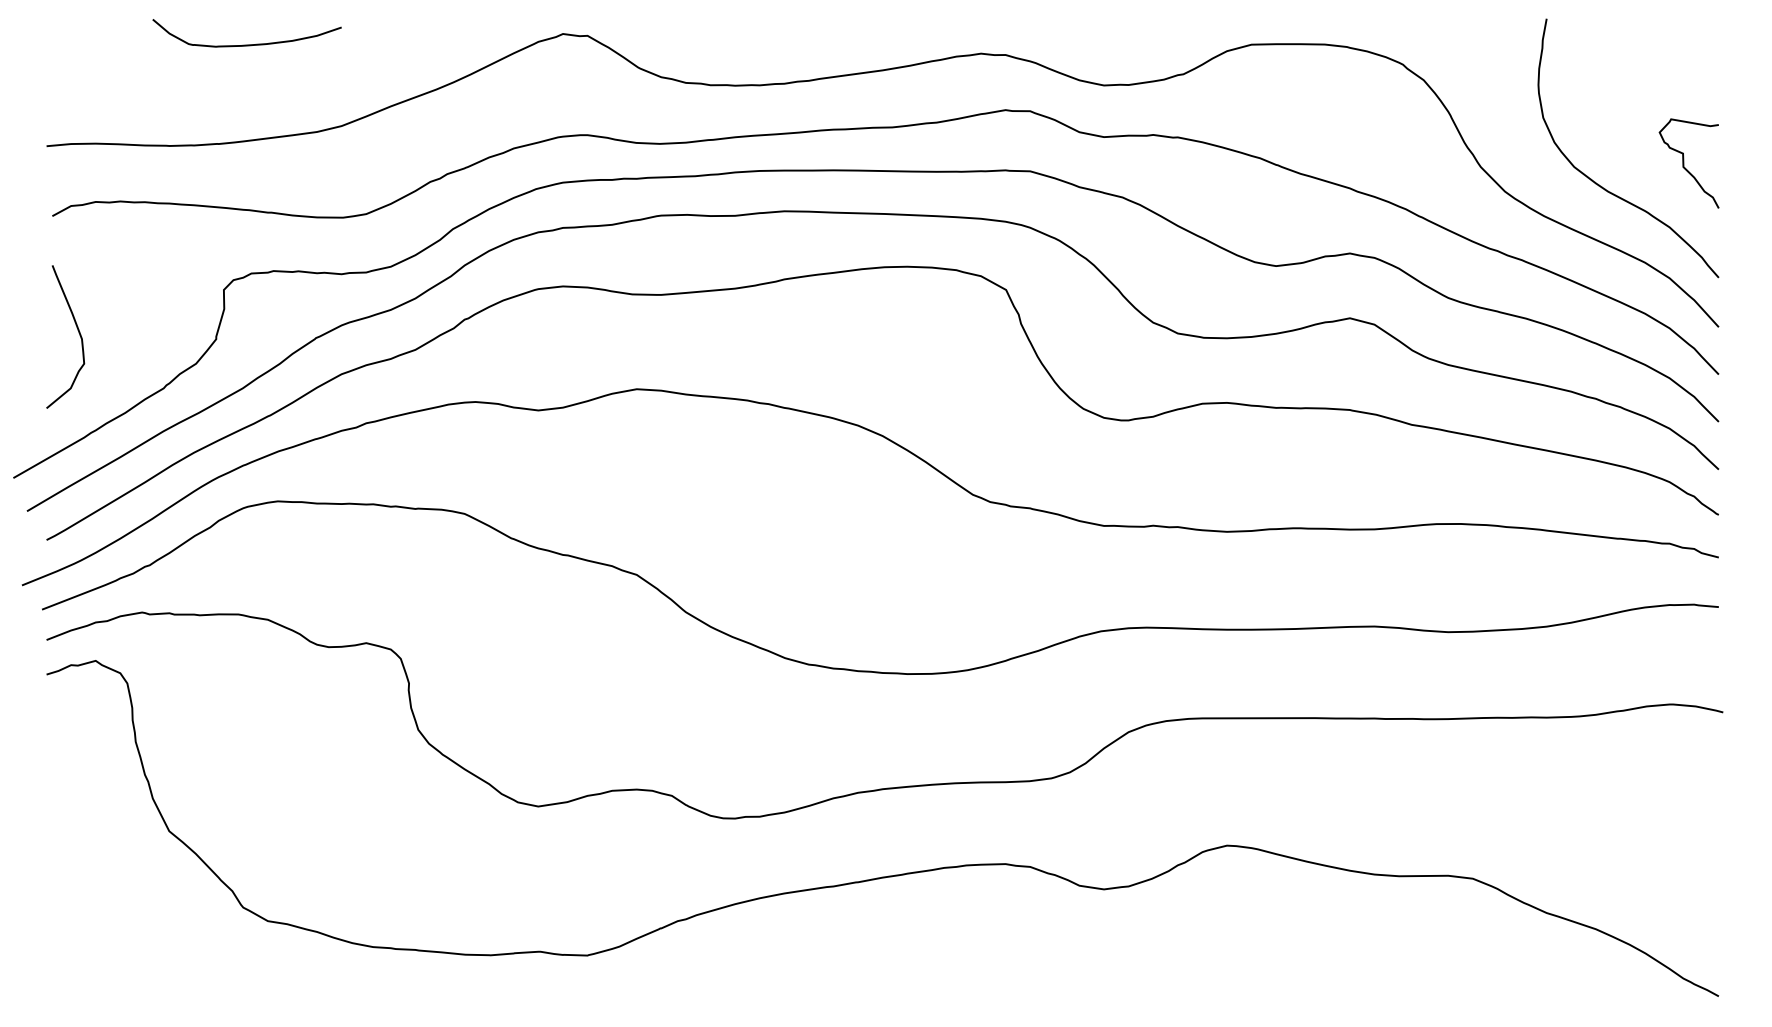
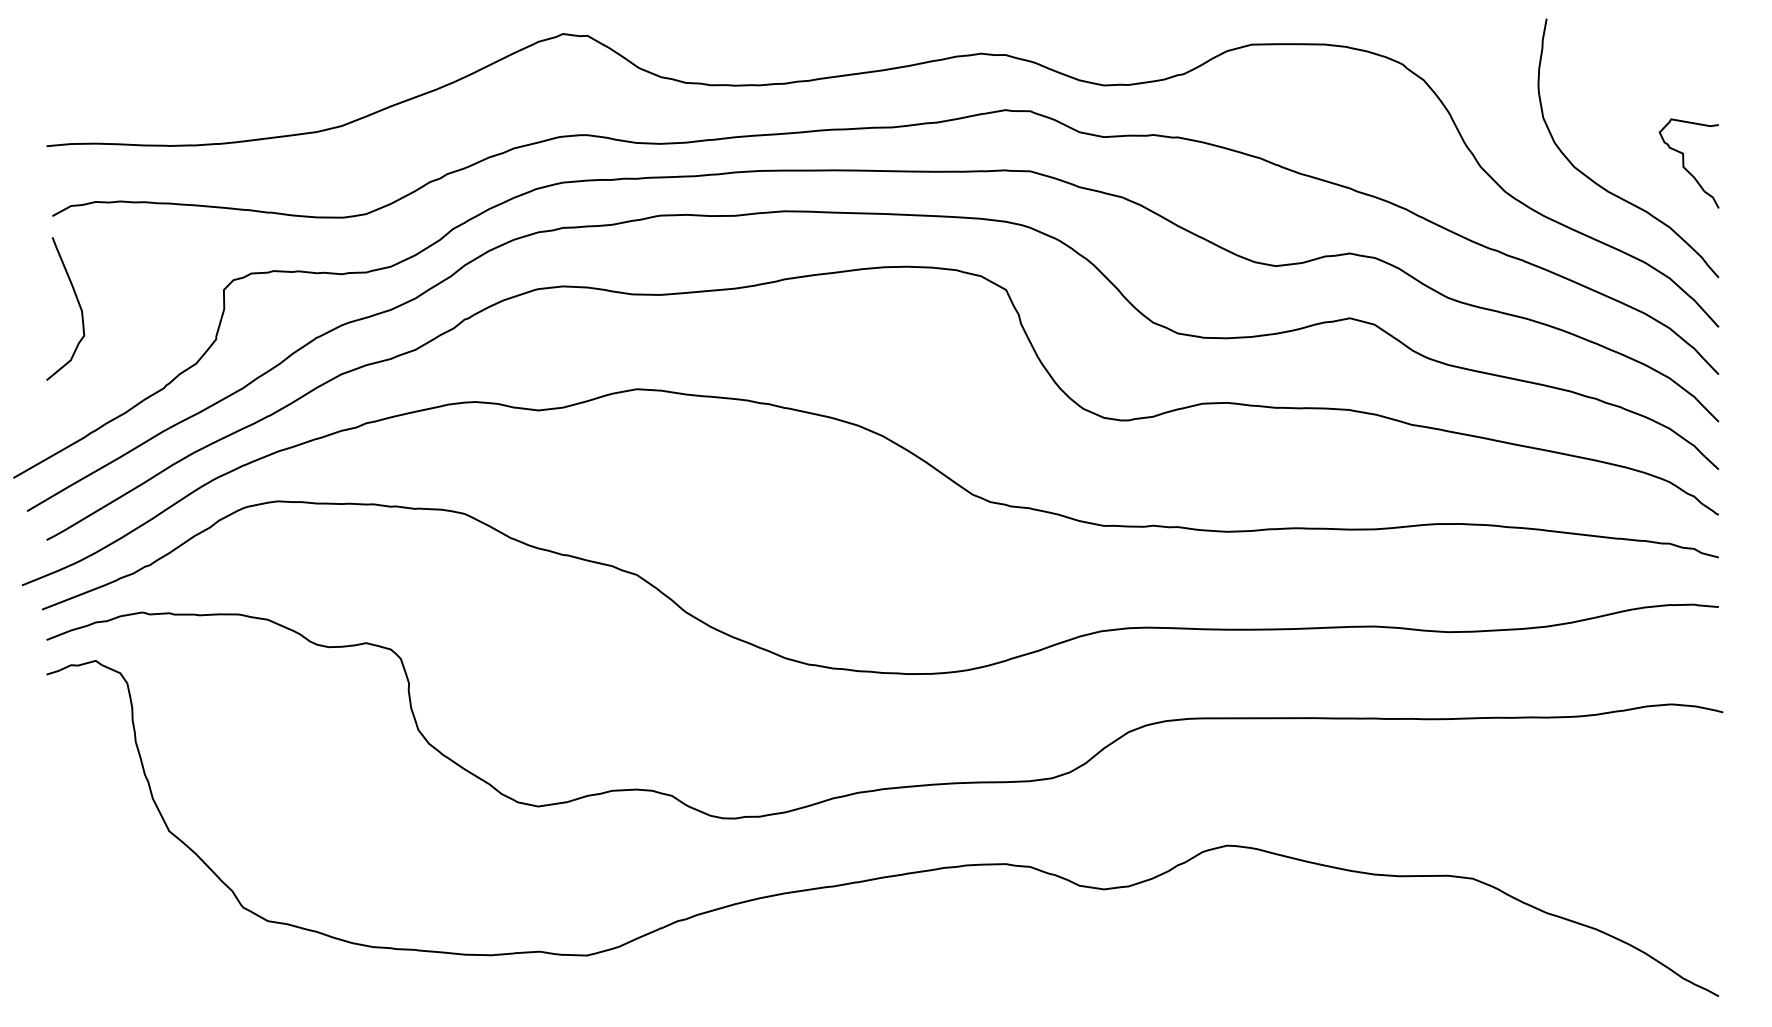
curve: present -> none (246, 44)
curve position: (78, 333) -> (78, 305) (78, 305)
